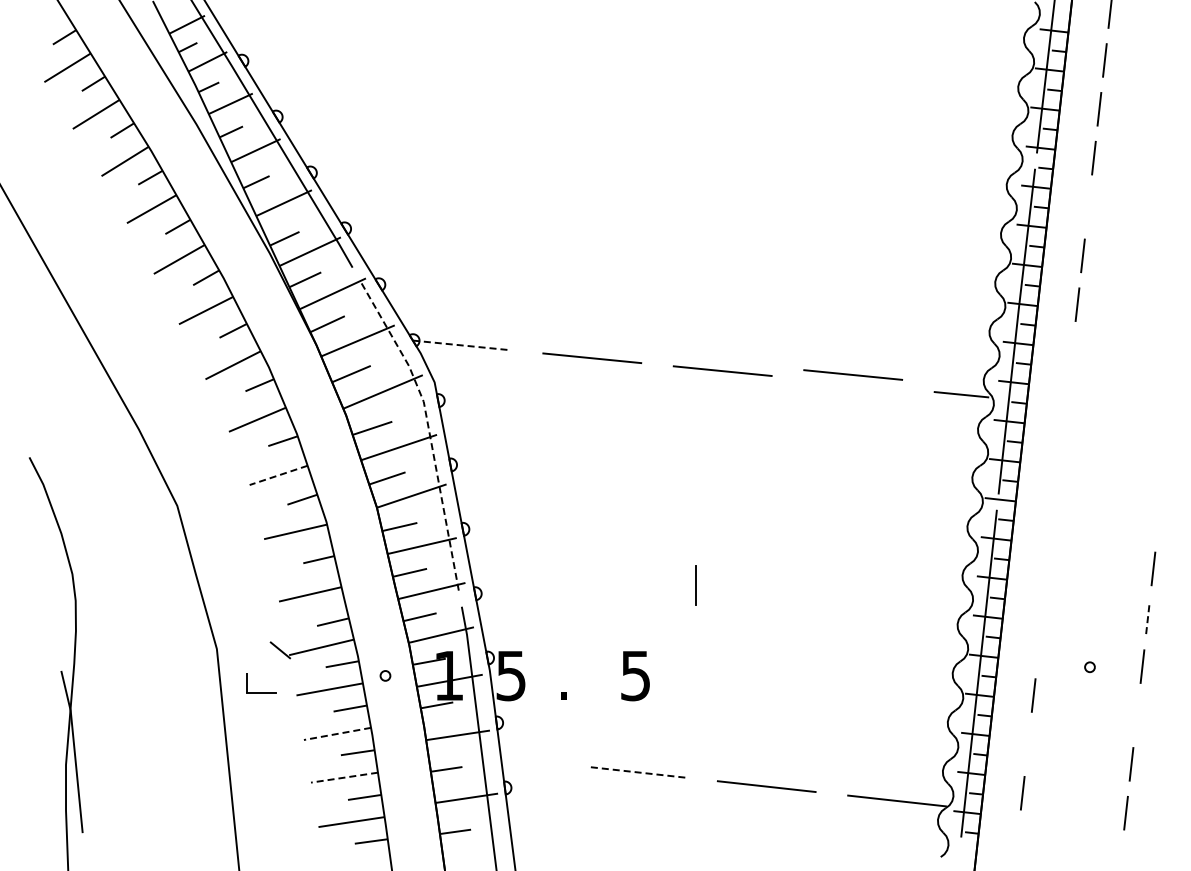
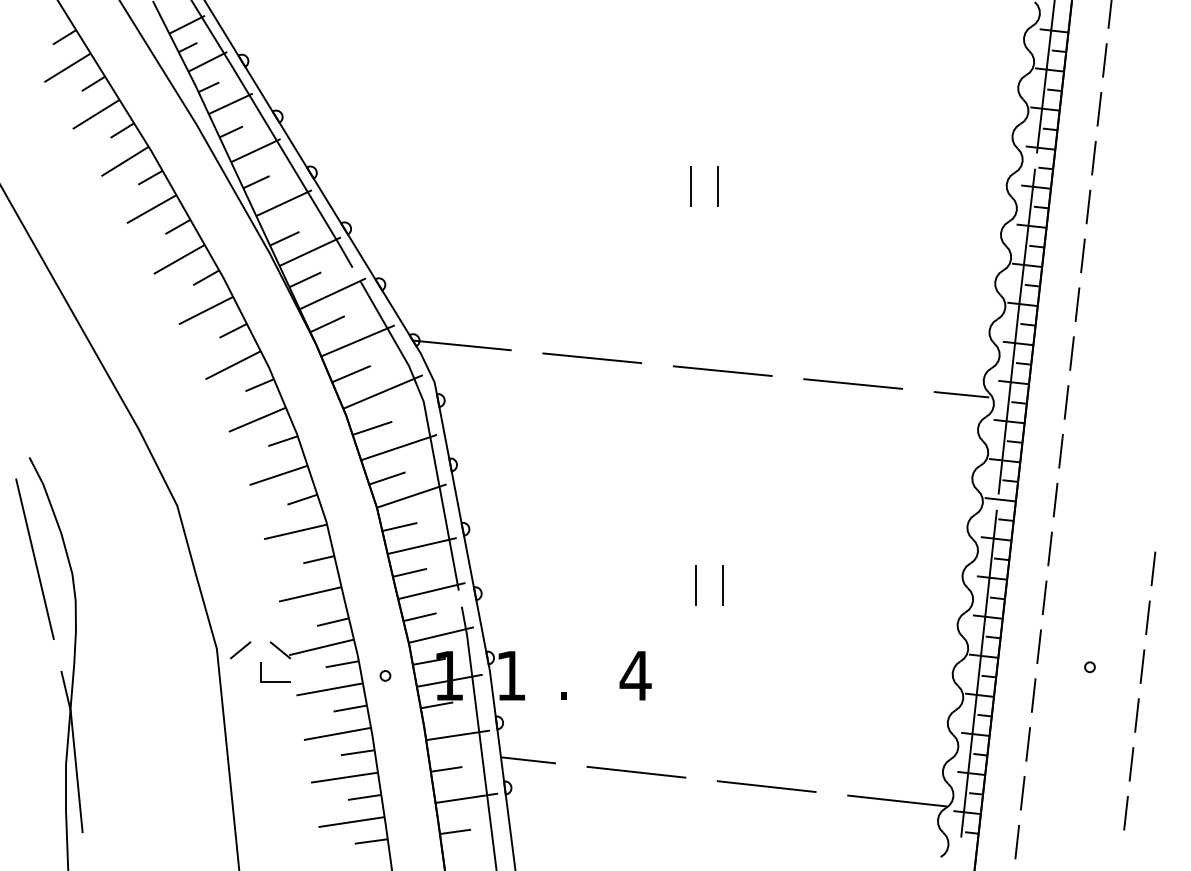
line: none -> present (691, 186)
line: none -> present (717, 186)
line: none -> present (1088, 206)
line: dashed -> solid (462, 345)
line: none -> present (1071, 353)
line position: (853, 374) -> (853, 383) (853, 383)
line: none -> present (1066, 402)
line: dashed -> solid (428, 428)
line: none -> present (1060, 451)
line: dashed -> solid (278, 475)
line: none -> present (1055, 499)
line: none -> present (1049, 548)
line: none -> present (34, 559)
line: none -> present (722, 585)
line: none -> present (1044, 597)
line: dashed -> solid (1148, 617)
line: none -> present (1038, 646)
line: none -> present (240, 650)
text: 5 -> 1 (510, 676)
text: 5 -> 4 (635, 676)
part position: (261, 692) -> (275, 681) (275, 681)
line: none -> present (1136, 715)
line: dashed -> solid (337, 734)
line: none -> present (1028, 744)
line: none -> present (527, 760)
line: dashed -> solid (635, 772)
line: dashed -> solid (344, 777)
line: none -> present (1017, 841)
